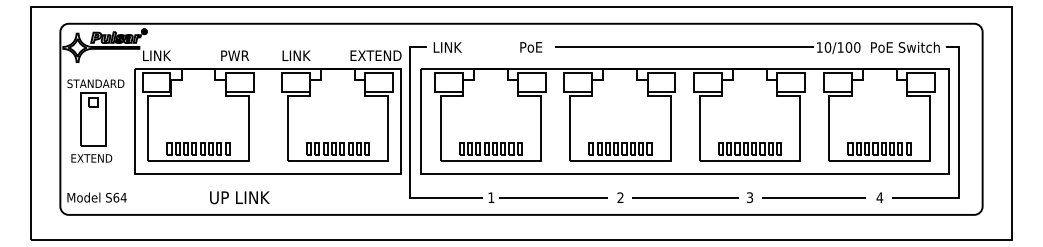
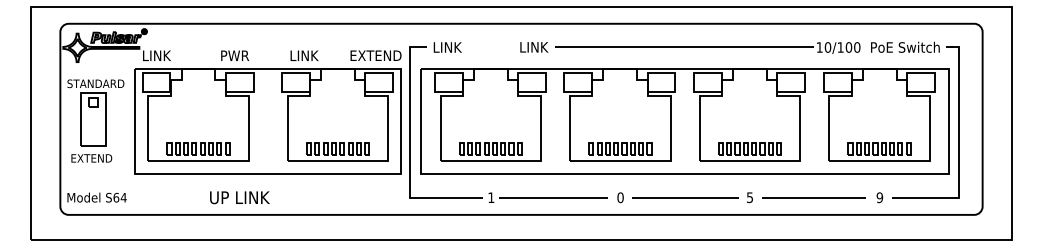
text: PoE -> LINK (534, 47)
text position: (296, 55) -> (304, 55) (304, 55)
text: 3 -> 5 (749, 196)
text: 2 -> 0 (620, 197)
text: 4 -> 9 (879, 197)
